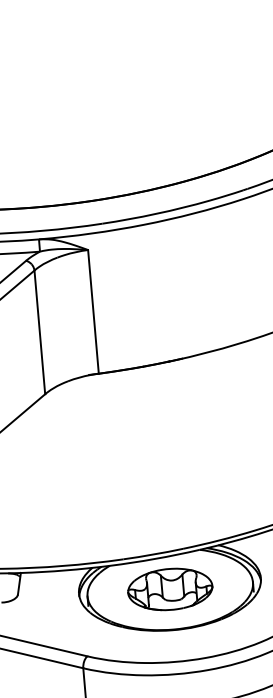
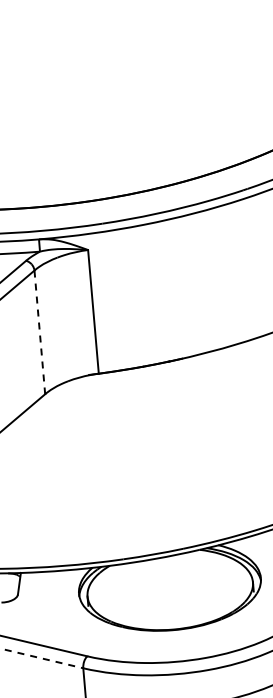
line: solid -> dashed (39, 332)
part: present -> none (170, 589)
line: solid -> dashed (42, 658)
